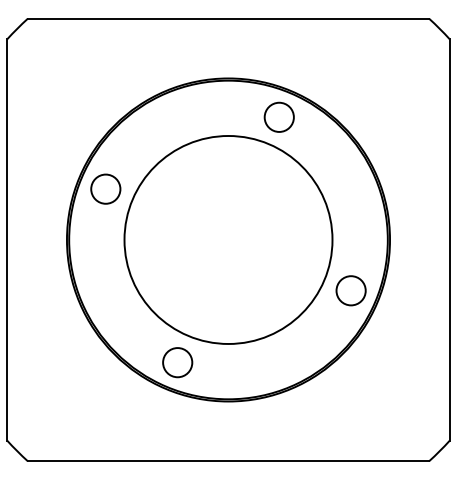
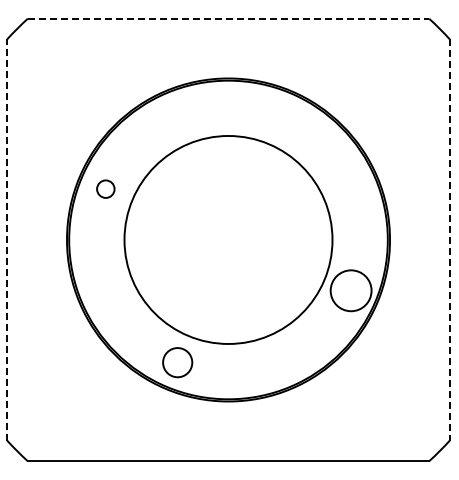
line: solid -> dashed (228, 18)
circle: present -> none (278, 116)
circle diameter: 29 px -> 18 px (105, 188)
line: solid -> dashed (7, 240)
line: solid -> dashed (449, 240)
circle diameter: 29 px -> 41 px (350, 290)
